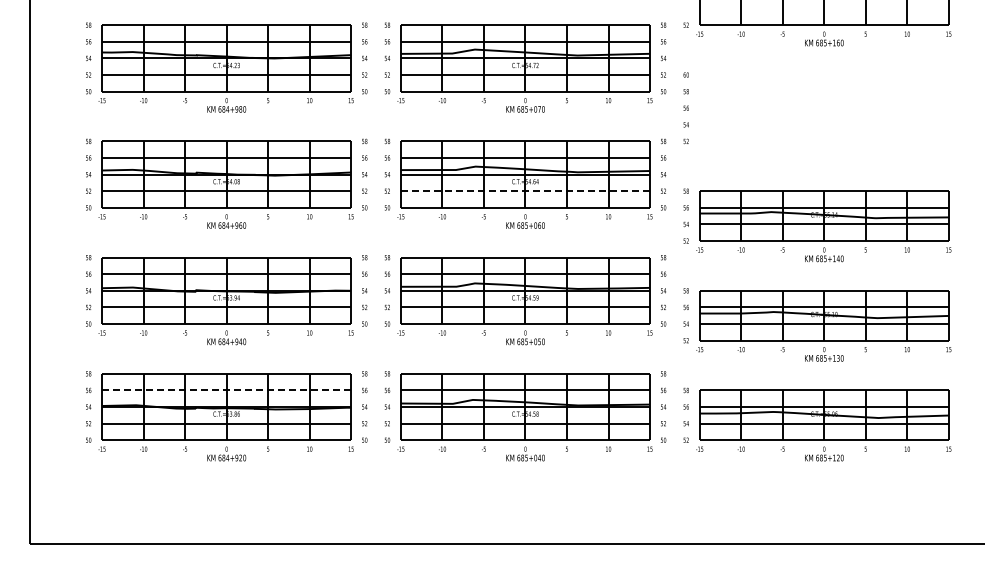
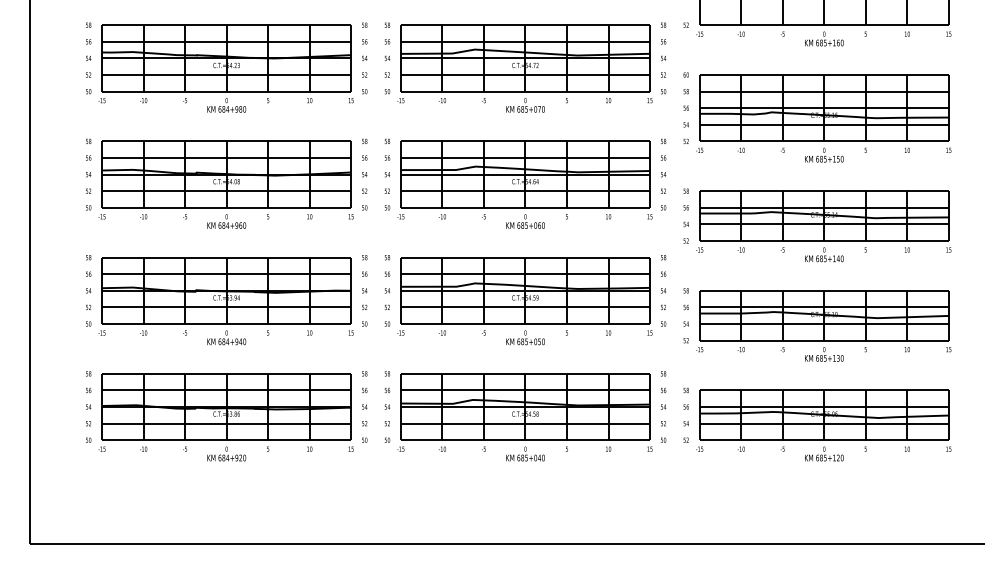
part: none -> present (823, 118)
line: dashed -> solid (525, 191)
line: dashed -> solid (226, 390)
